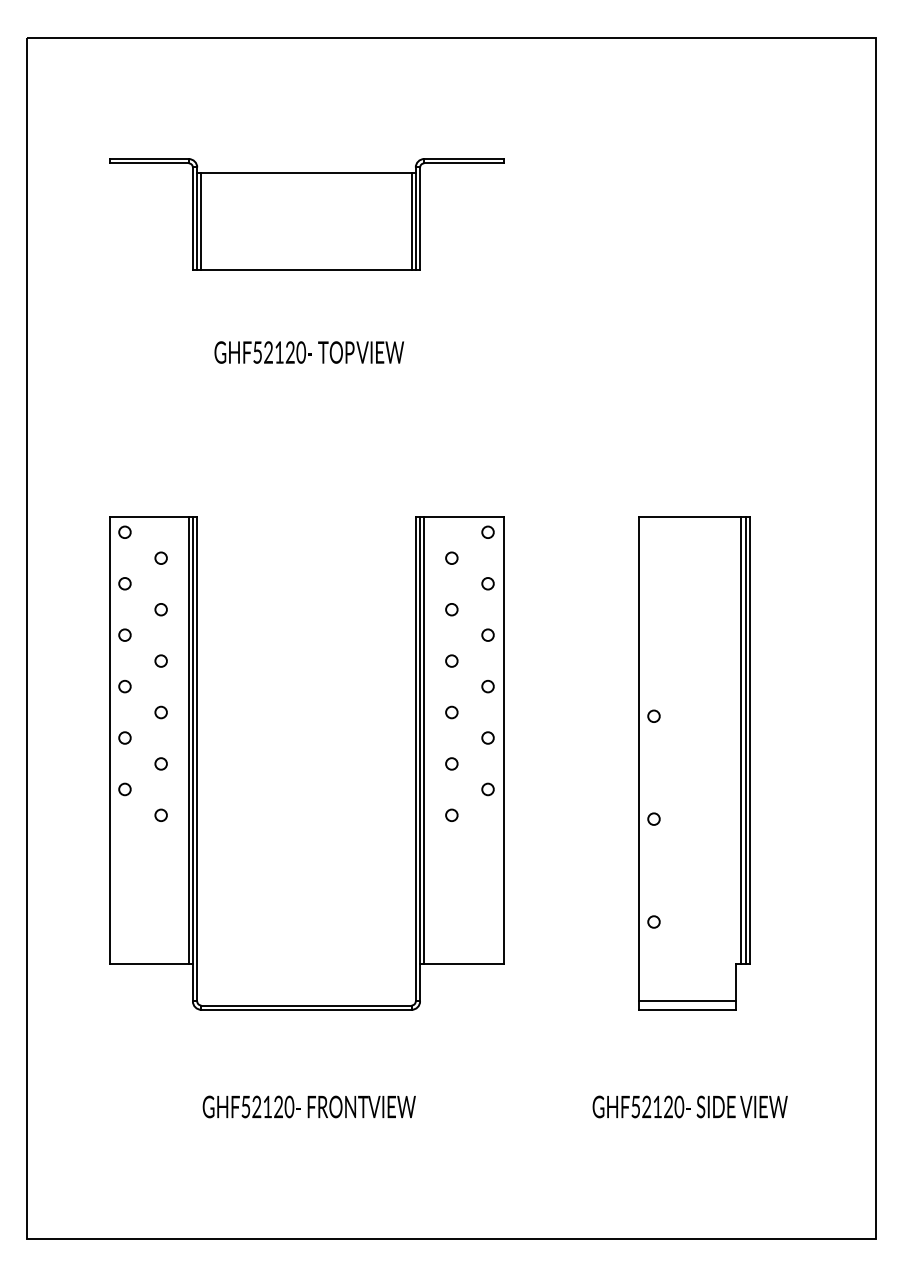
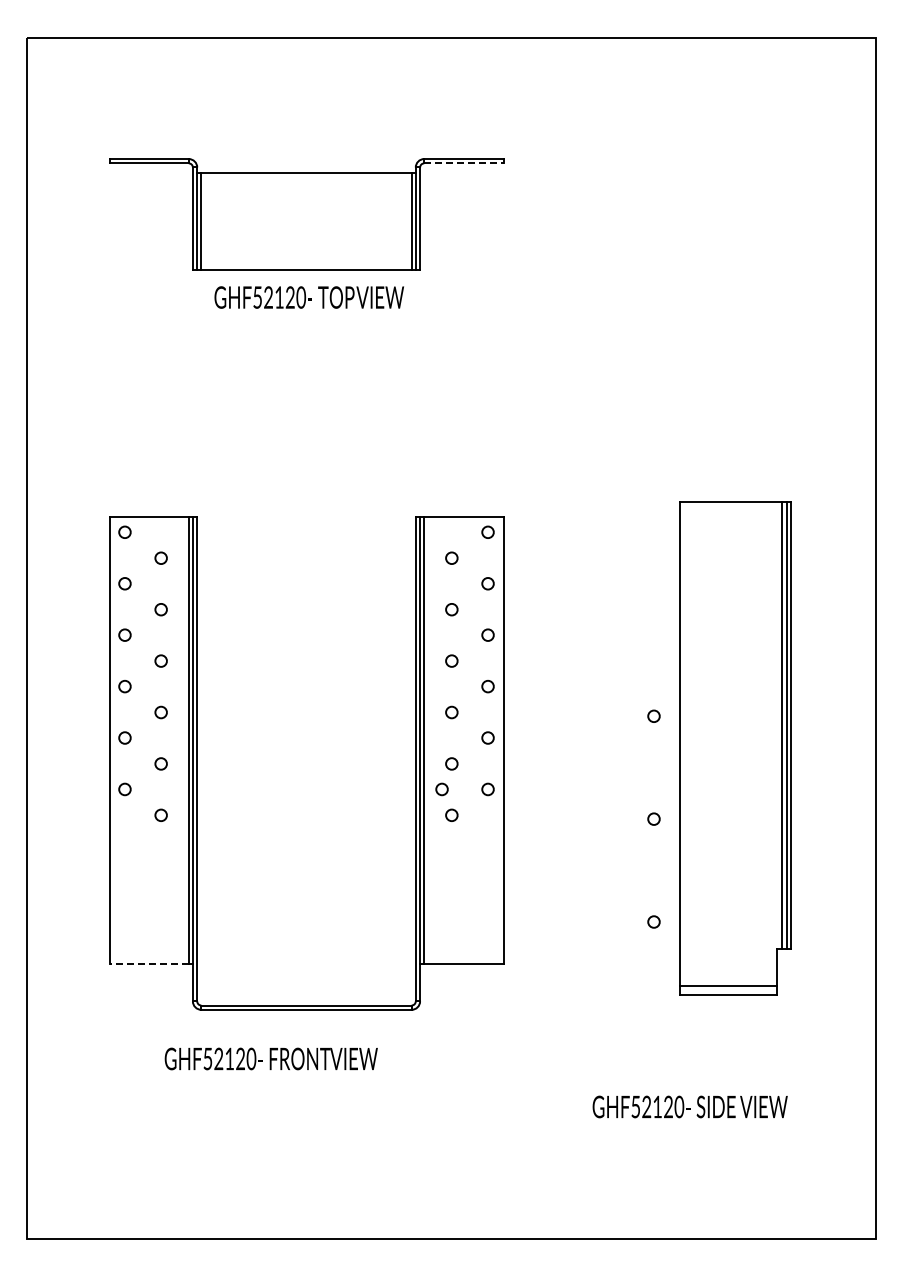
line: solid -> dashed (463, 163)
text position: (308, 352) -> (308, 297) (308, 297)
part position: (694, 763) -> (735, 748) (735, 748)
circle: none -> present (441, 789)
line: solid -> dashed (149, 964)
text position: (308, 1106) -> (270, 1058) (270, 1058)
